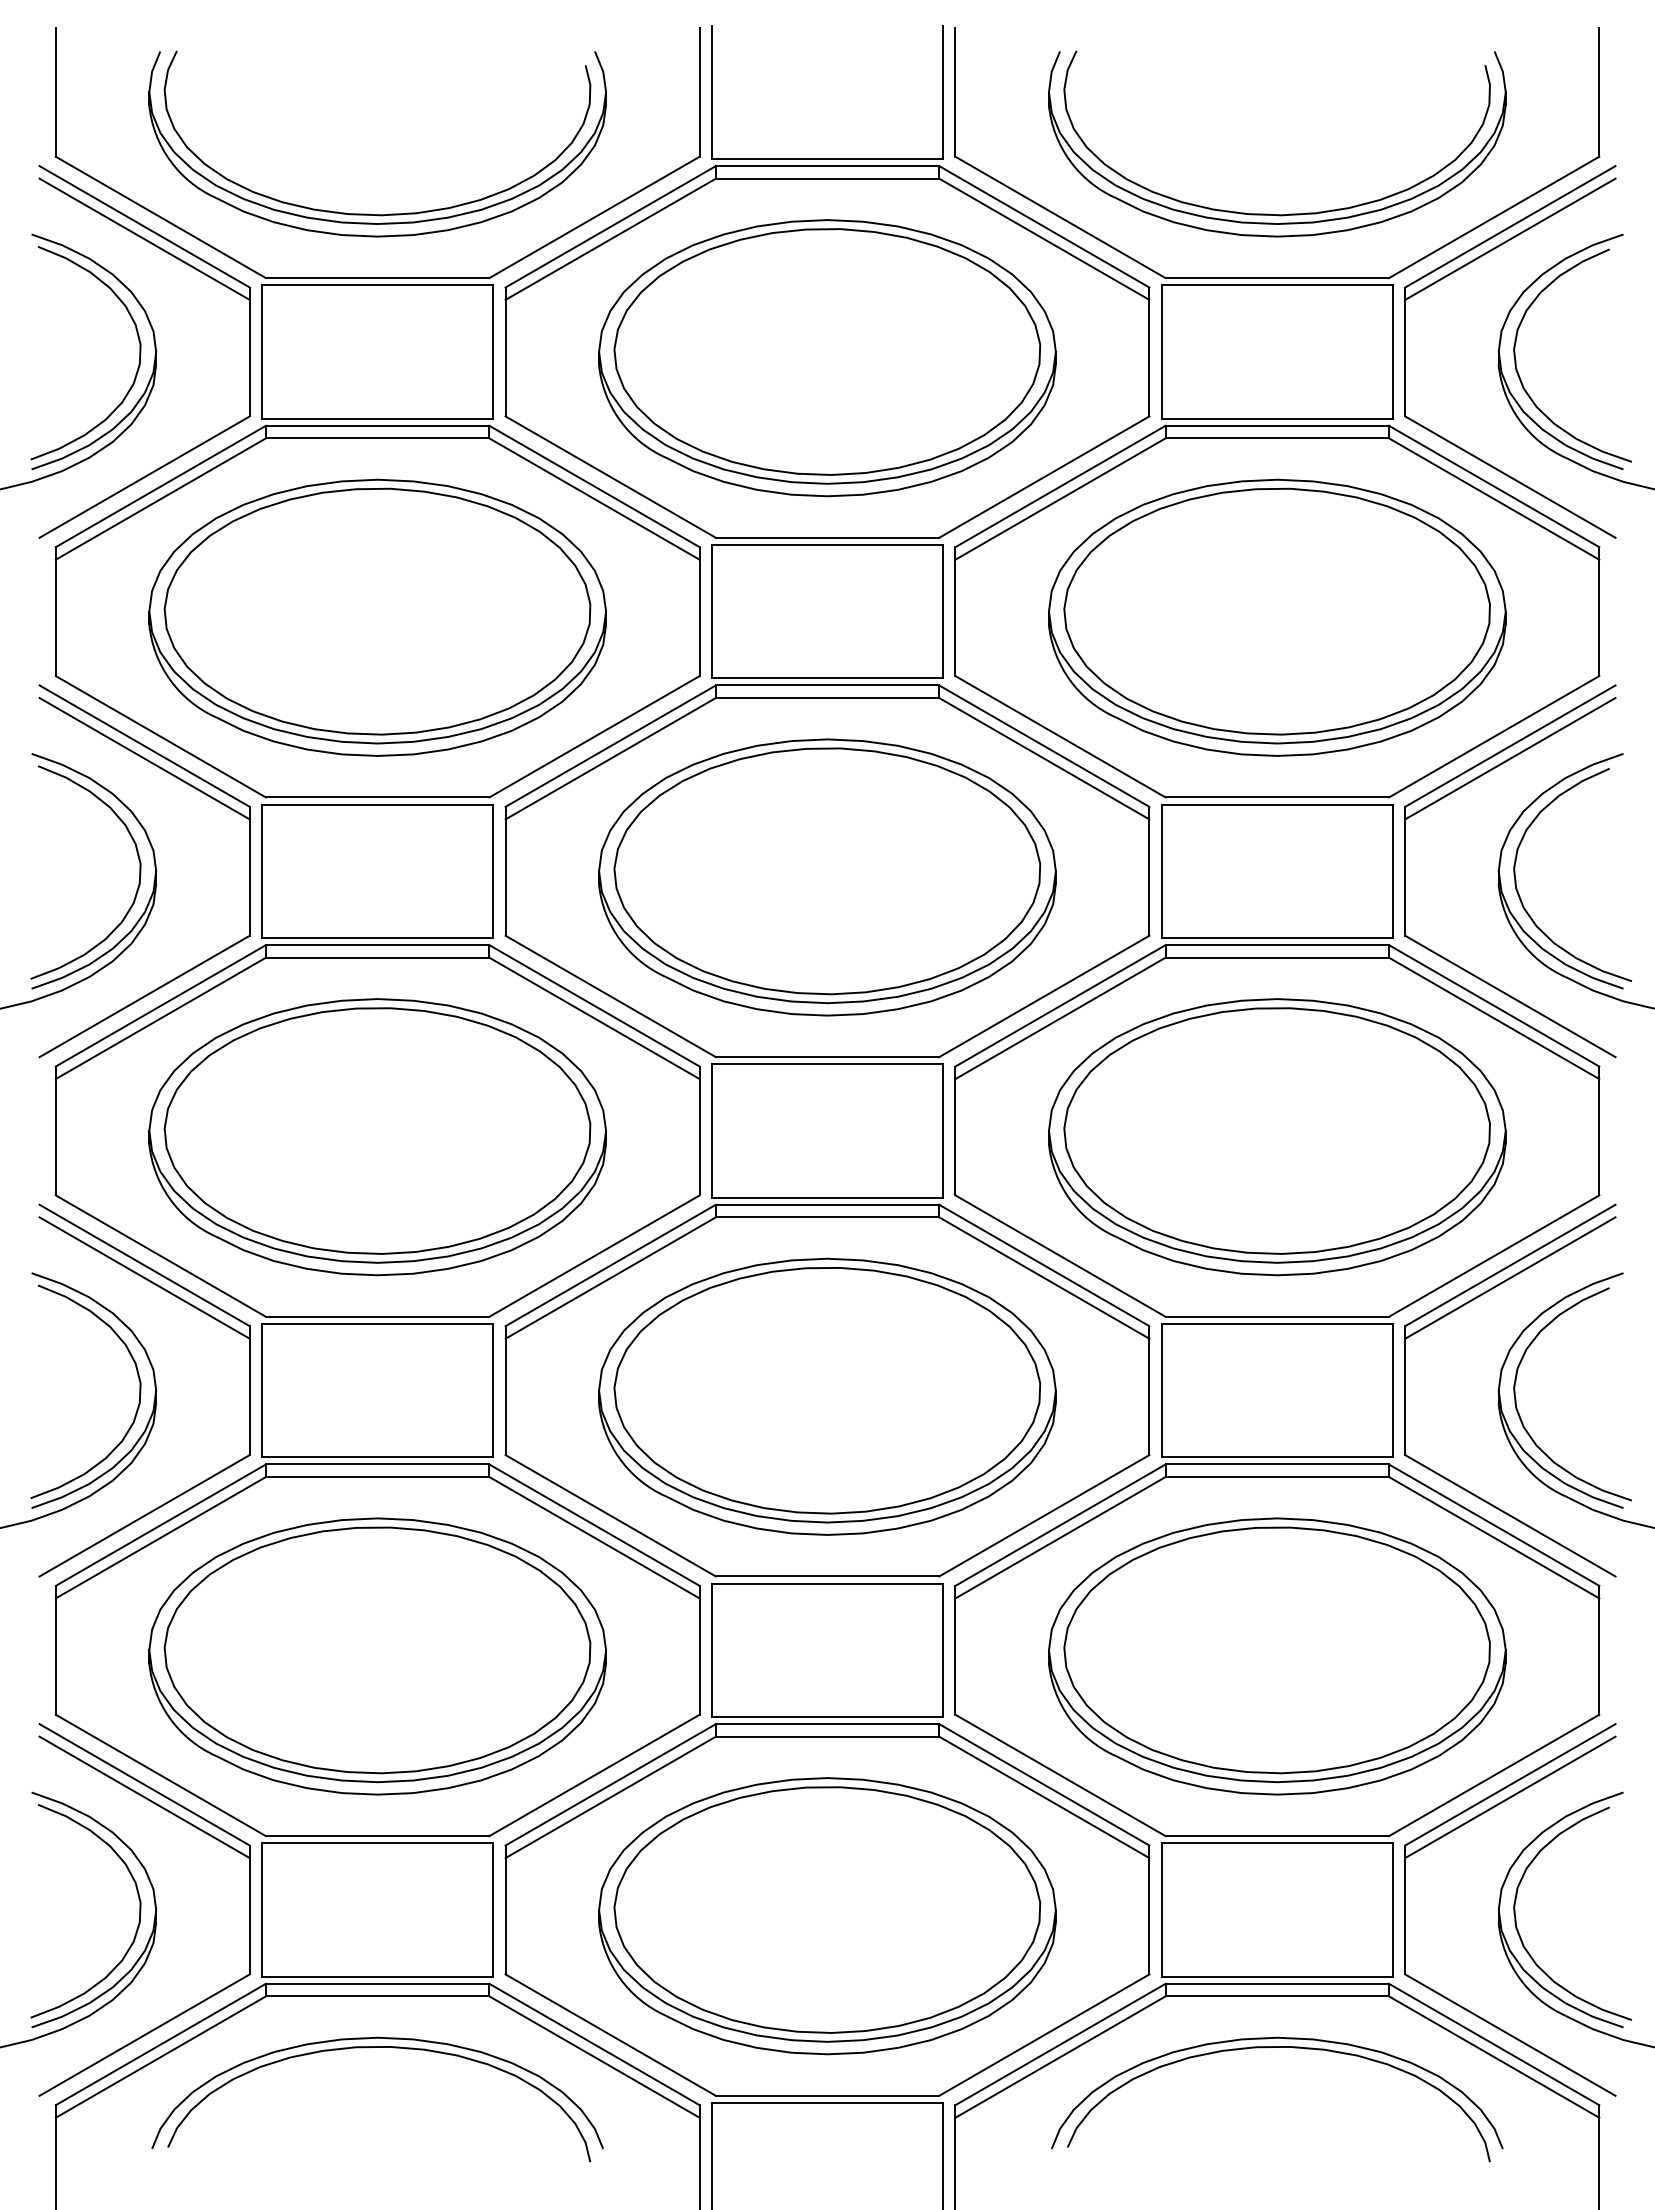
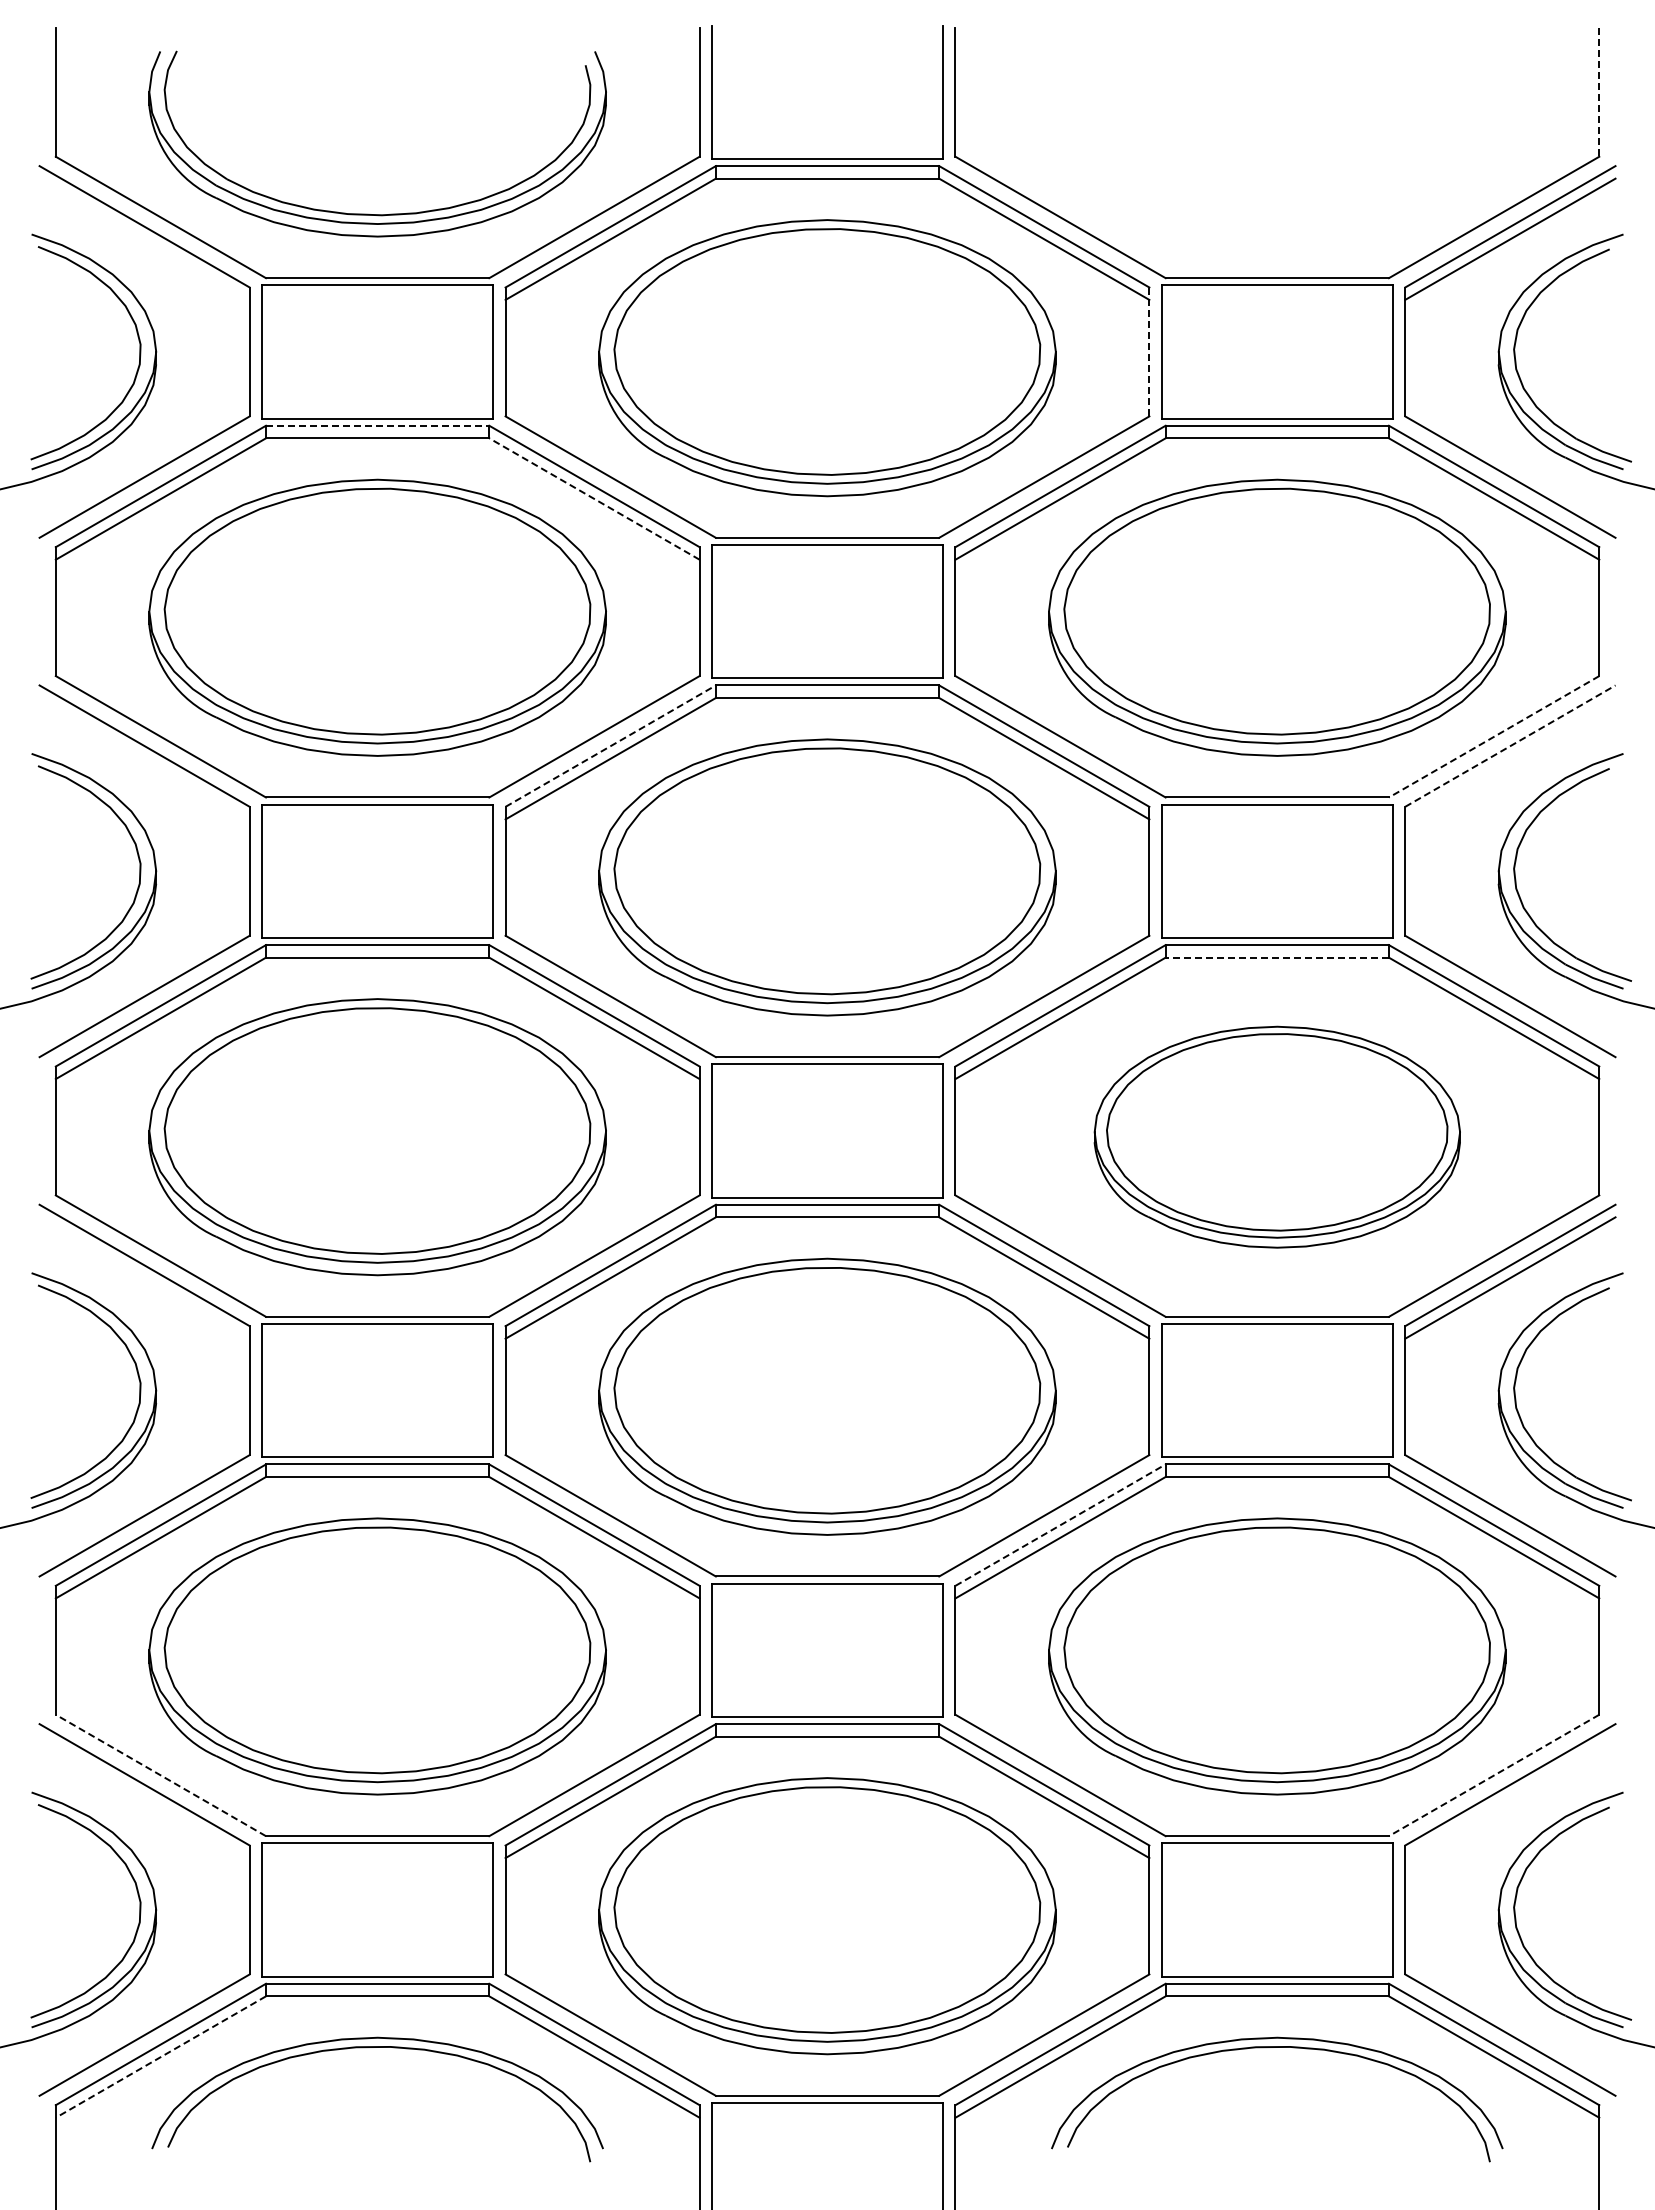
line: solid -> dashed (1599, 92)
part: present -> none (1268, 213)
line: present -> none (144, 238)
line: solid -> dashed (1149, 352)
line: solid -> dashed (377, 425)
line: solid -> dashed (594, 498)
line: solid -> dashed (1493, 737)
line: solid -> dashed (611, 745)
line: solid -> dashed (1510, 745)
line: present -> none (144, 758)
line: present -> none (1510, 758)
line: solid -> dashed (1277, 957)
part size: 459x279 px -> 368x224 px (1276, 1136)
line: present -> none (144, 1277)
line: solid -> dashed (1060, 1524)
line: solid -> dashed (160, 1775)
line: solid -> dashed (1493, 1775)
line: present -> none (144, 1797)
line: present -> none (1510, 1797)
line: solid -> dashed (160, 2057)
